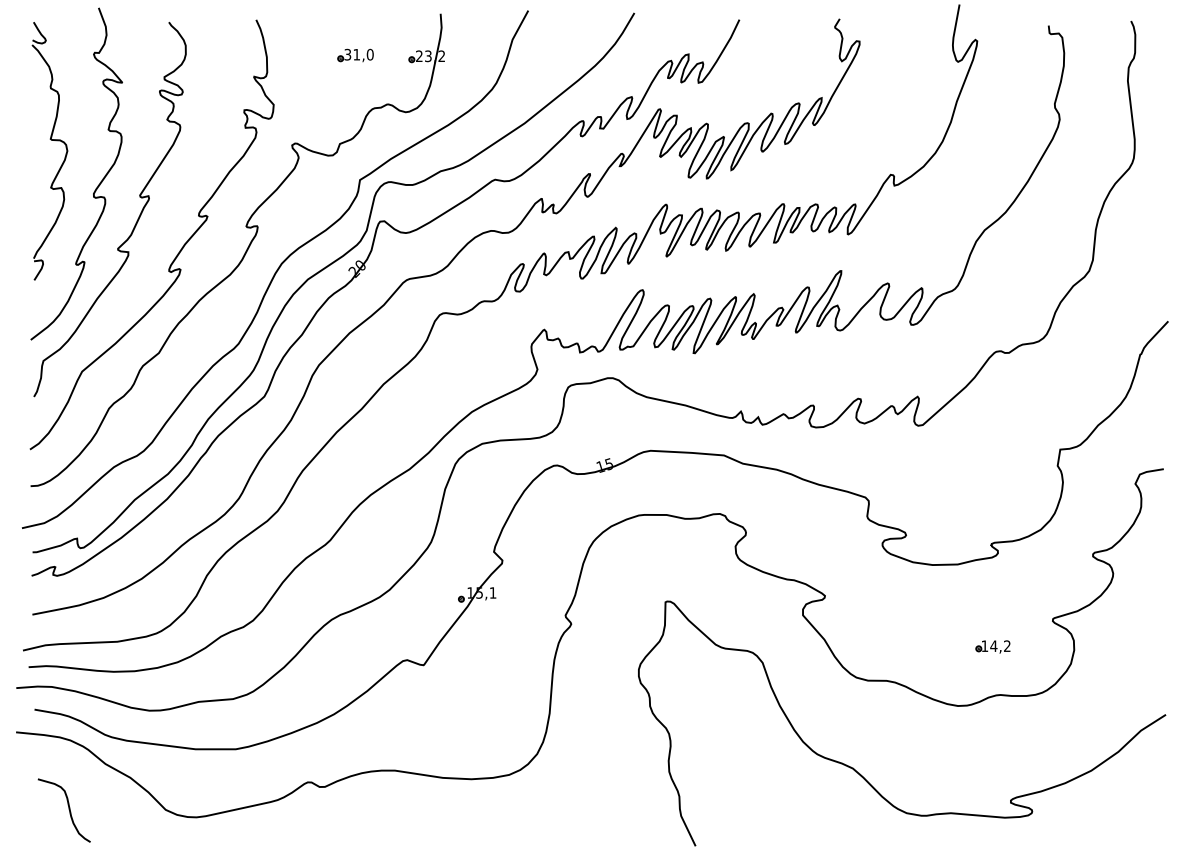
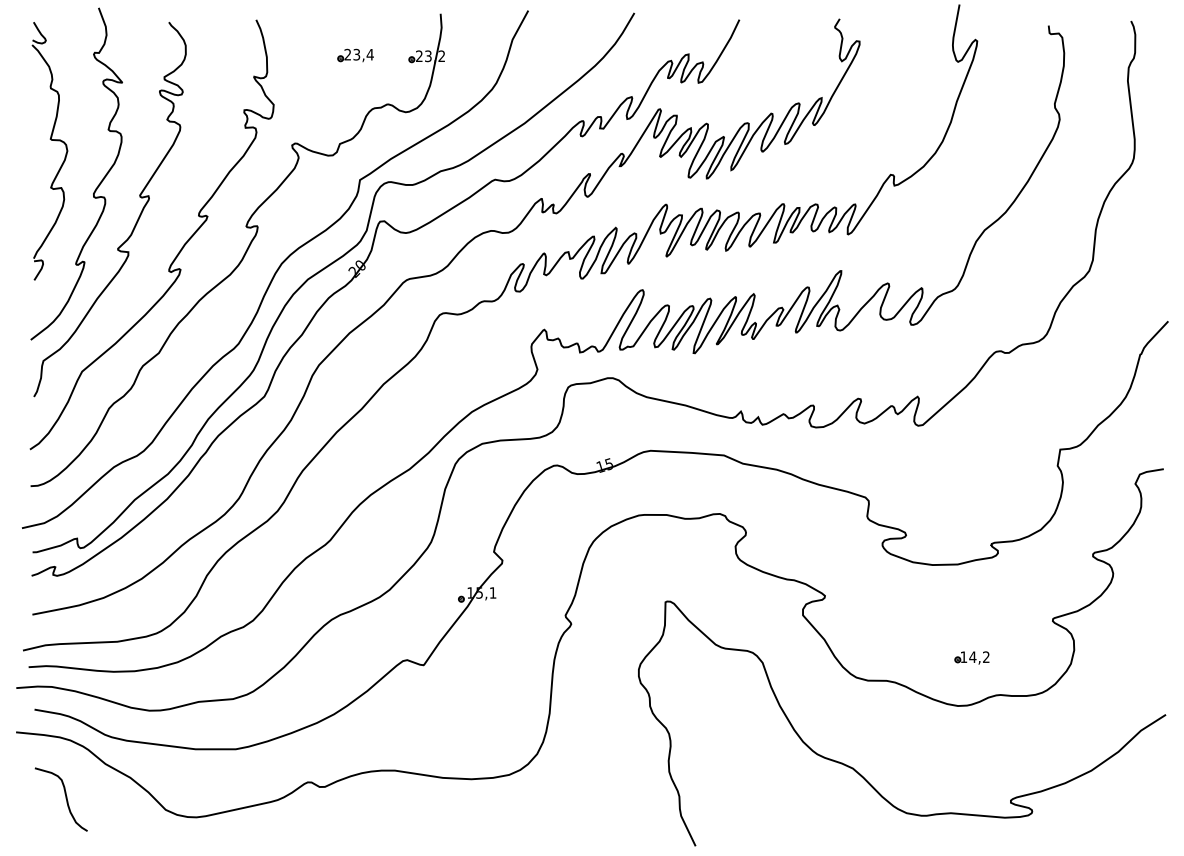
text: 31,0 -> 23,4 (358, 54)
part position: (992, 646) -> (971, 657) (971, 657)
curve position: (68, 809) -> (65, 798) (65, 798)
